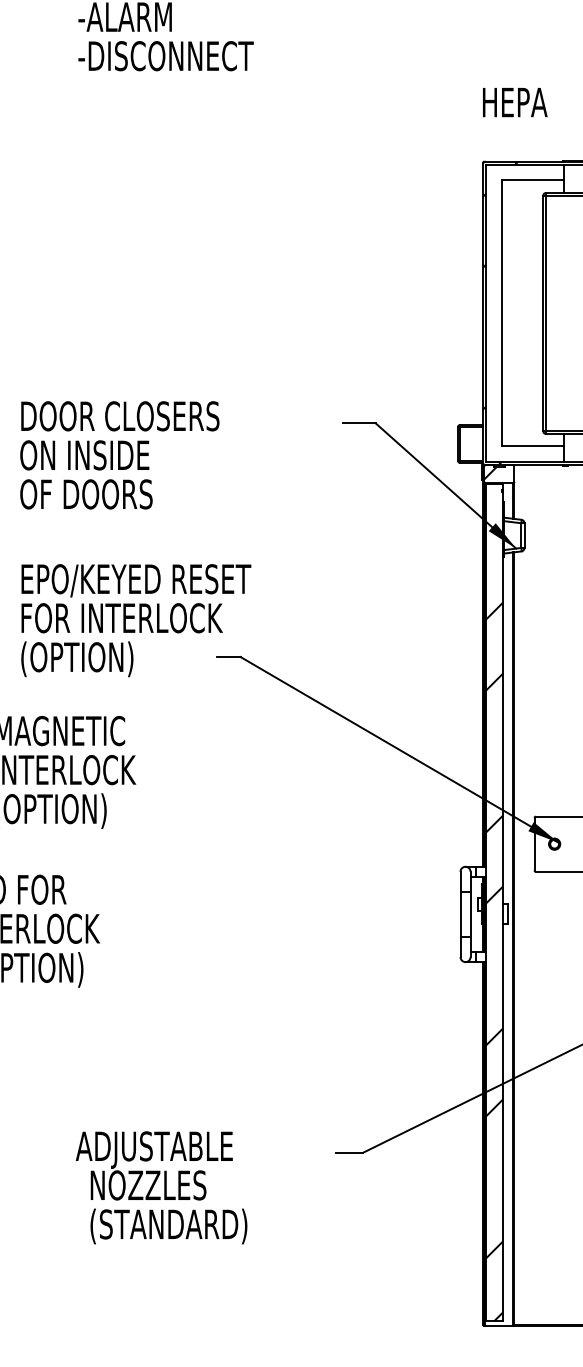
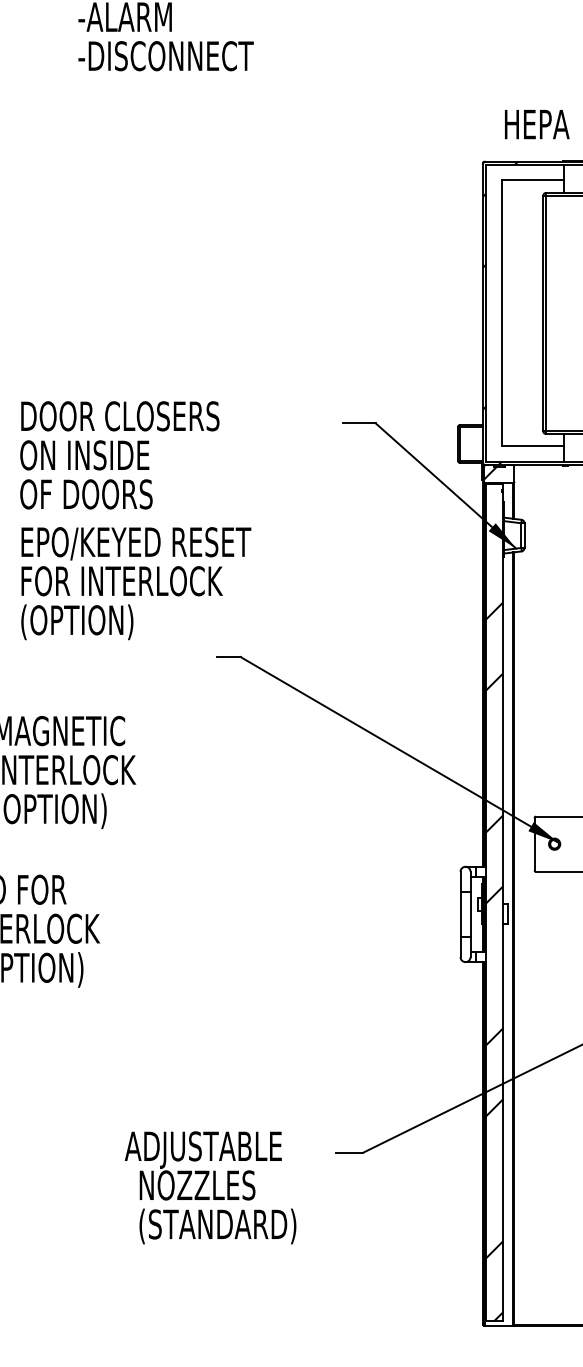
text position: (515, 102) -> (537, 124) (537, 124)
text position: (136, 620) -> (136, 583) (136, 583)
text position: (161, 1187) -> (210, 1187) (210, 1187)
